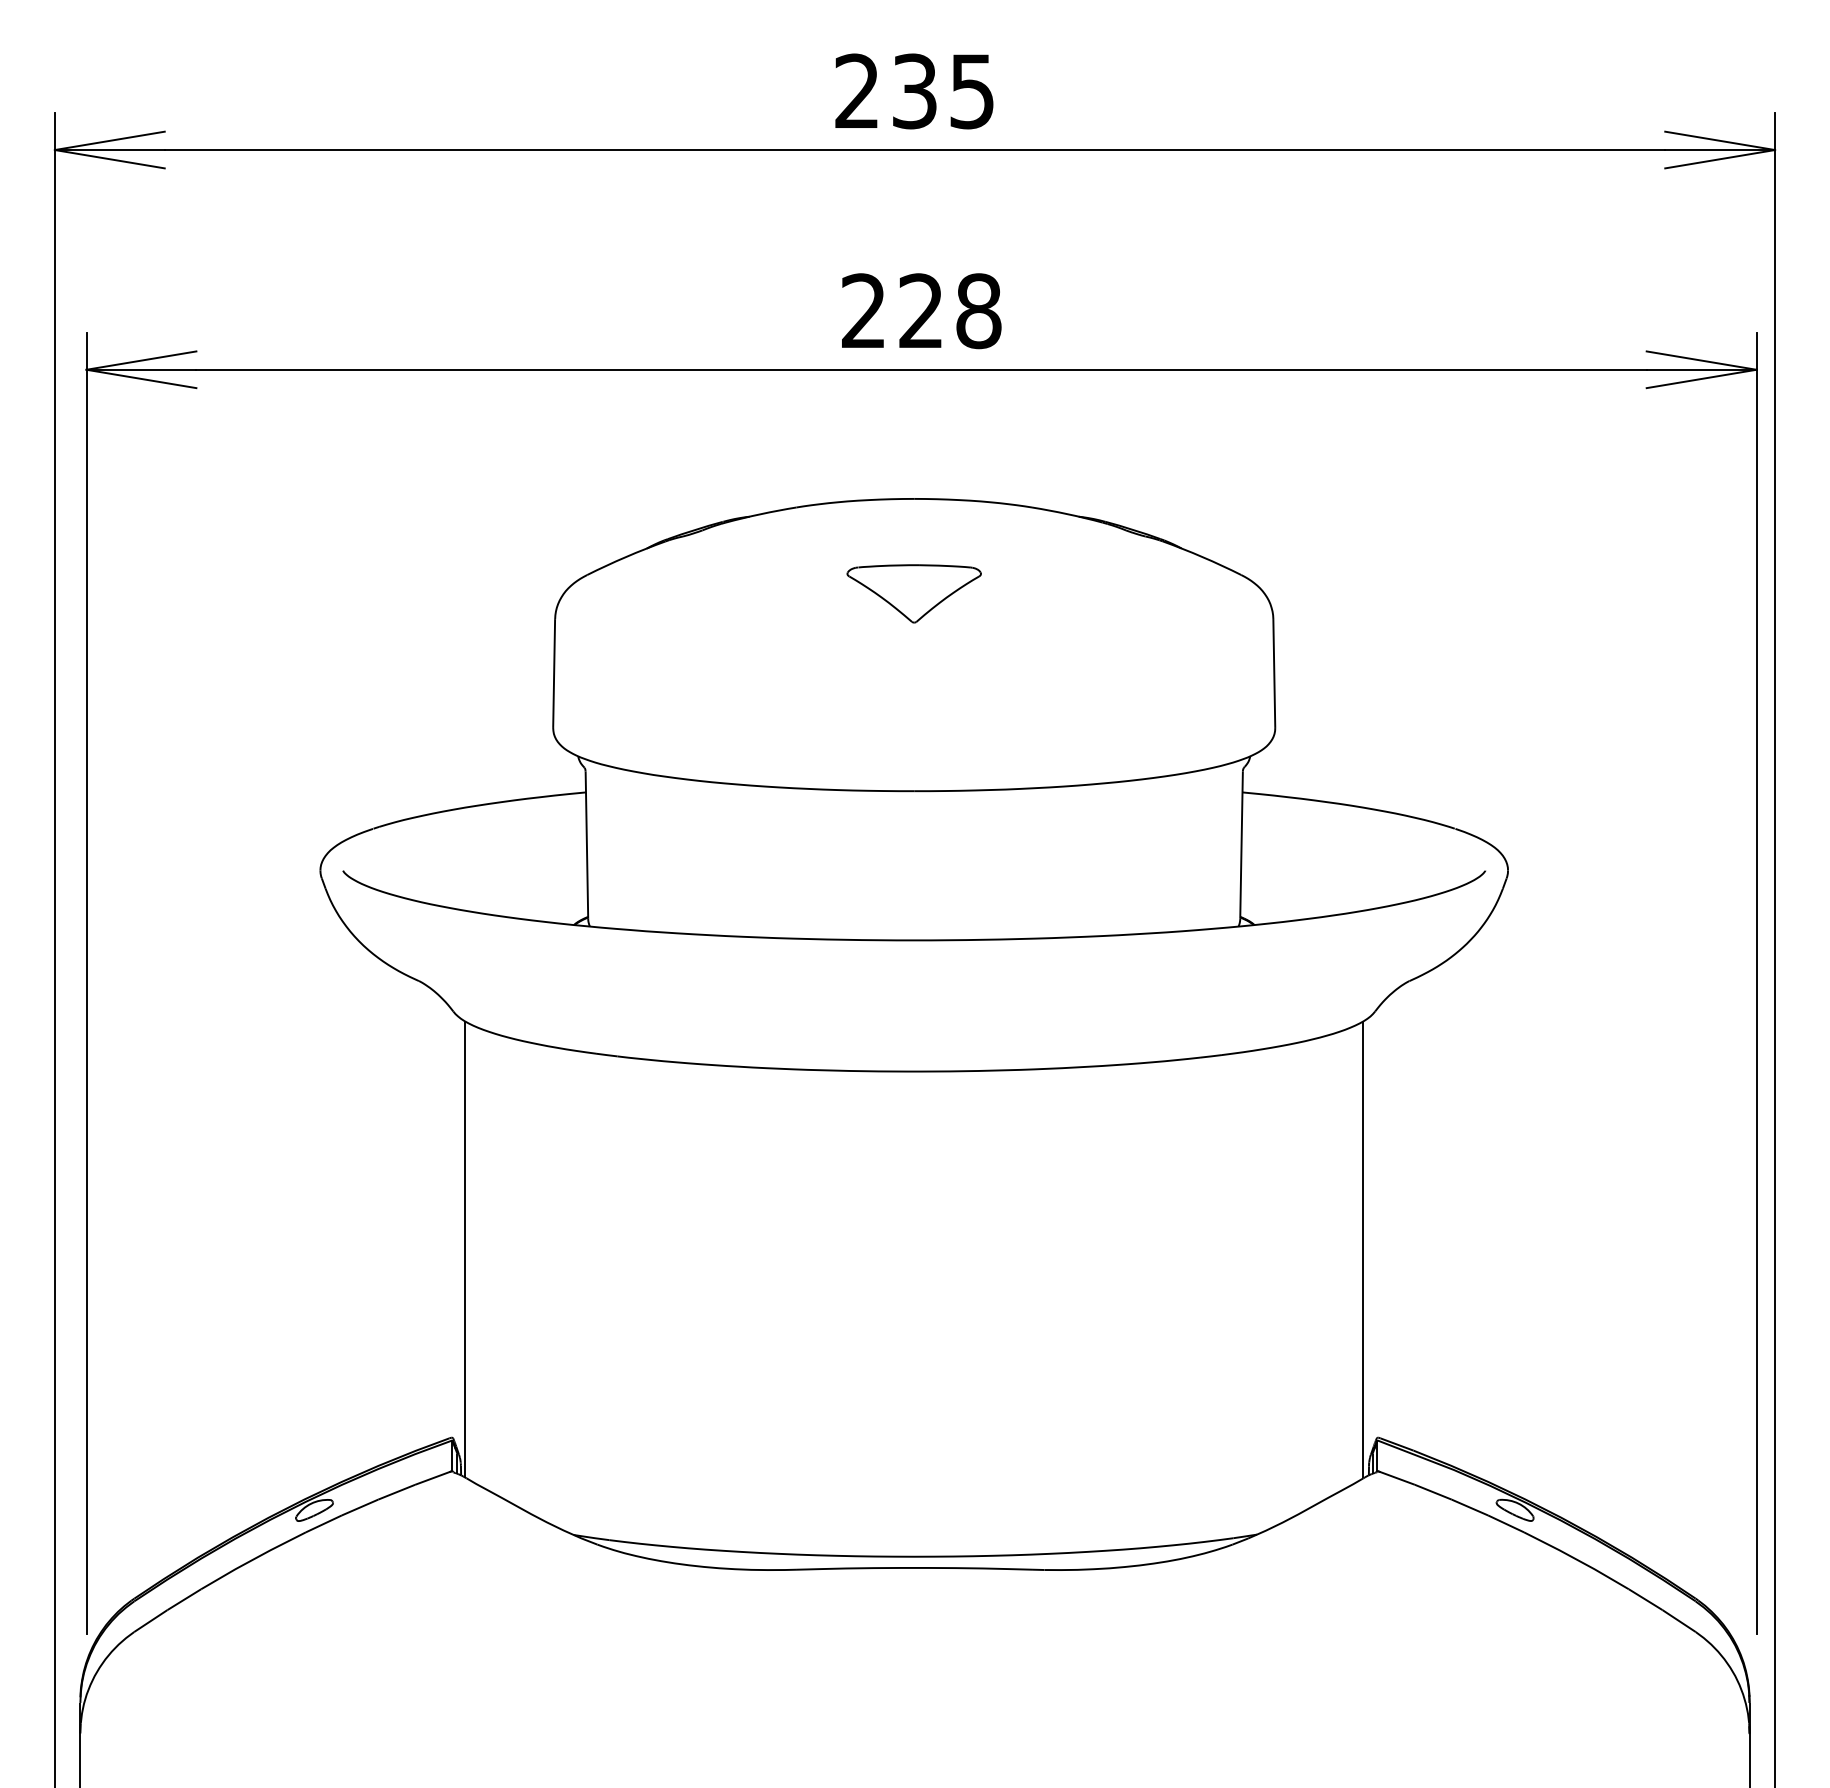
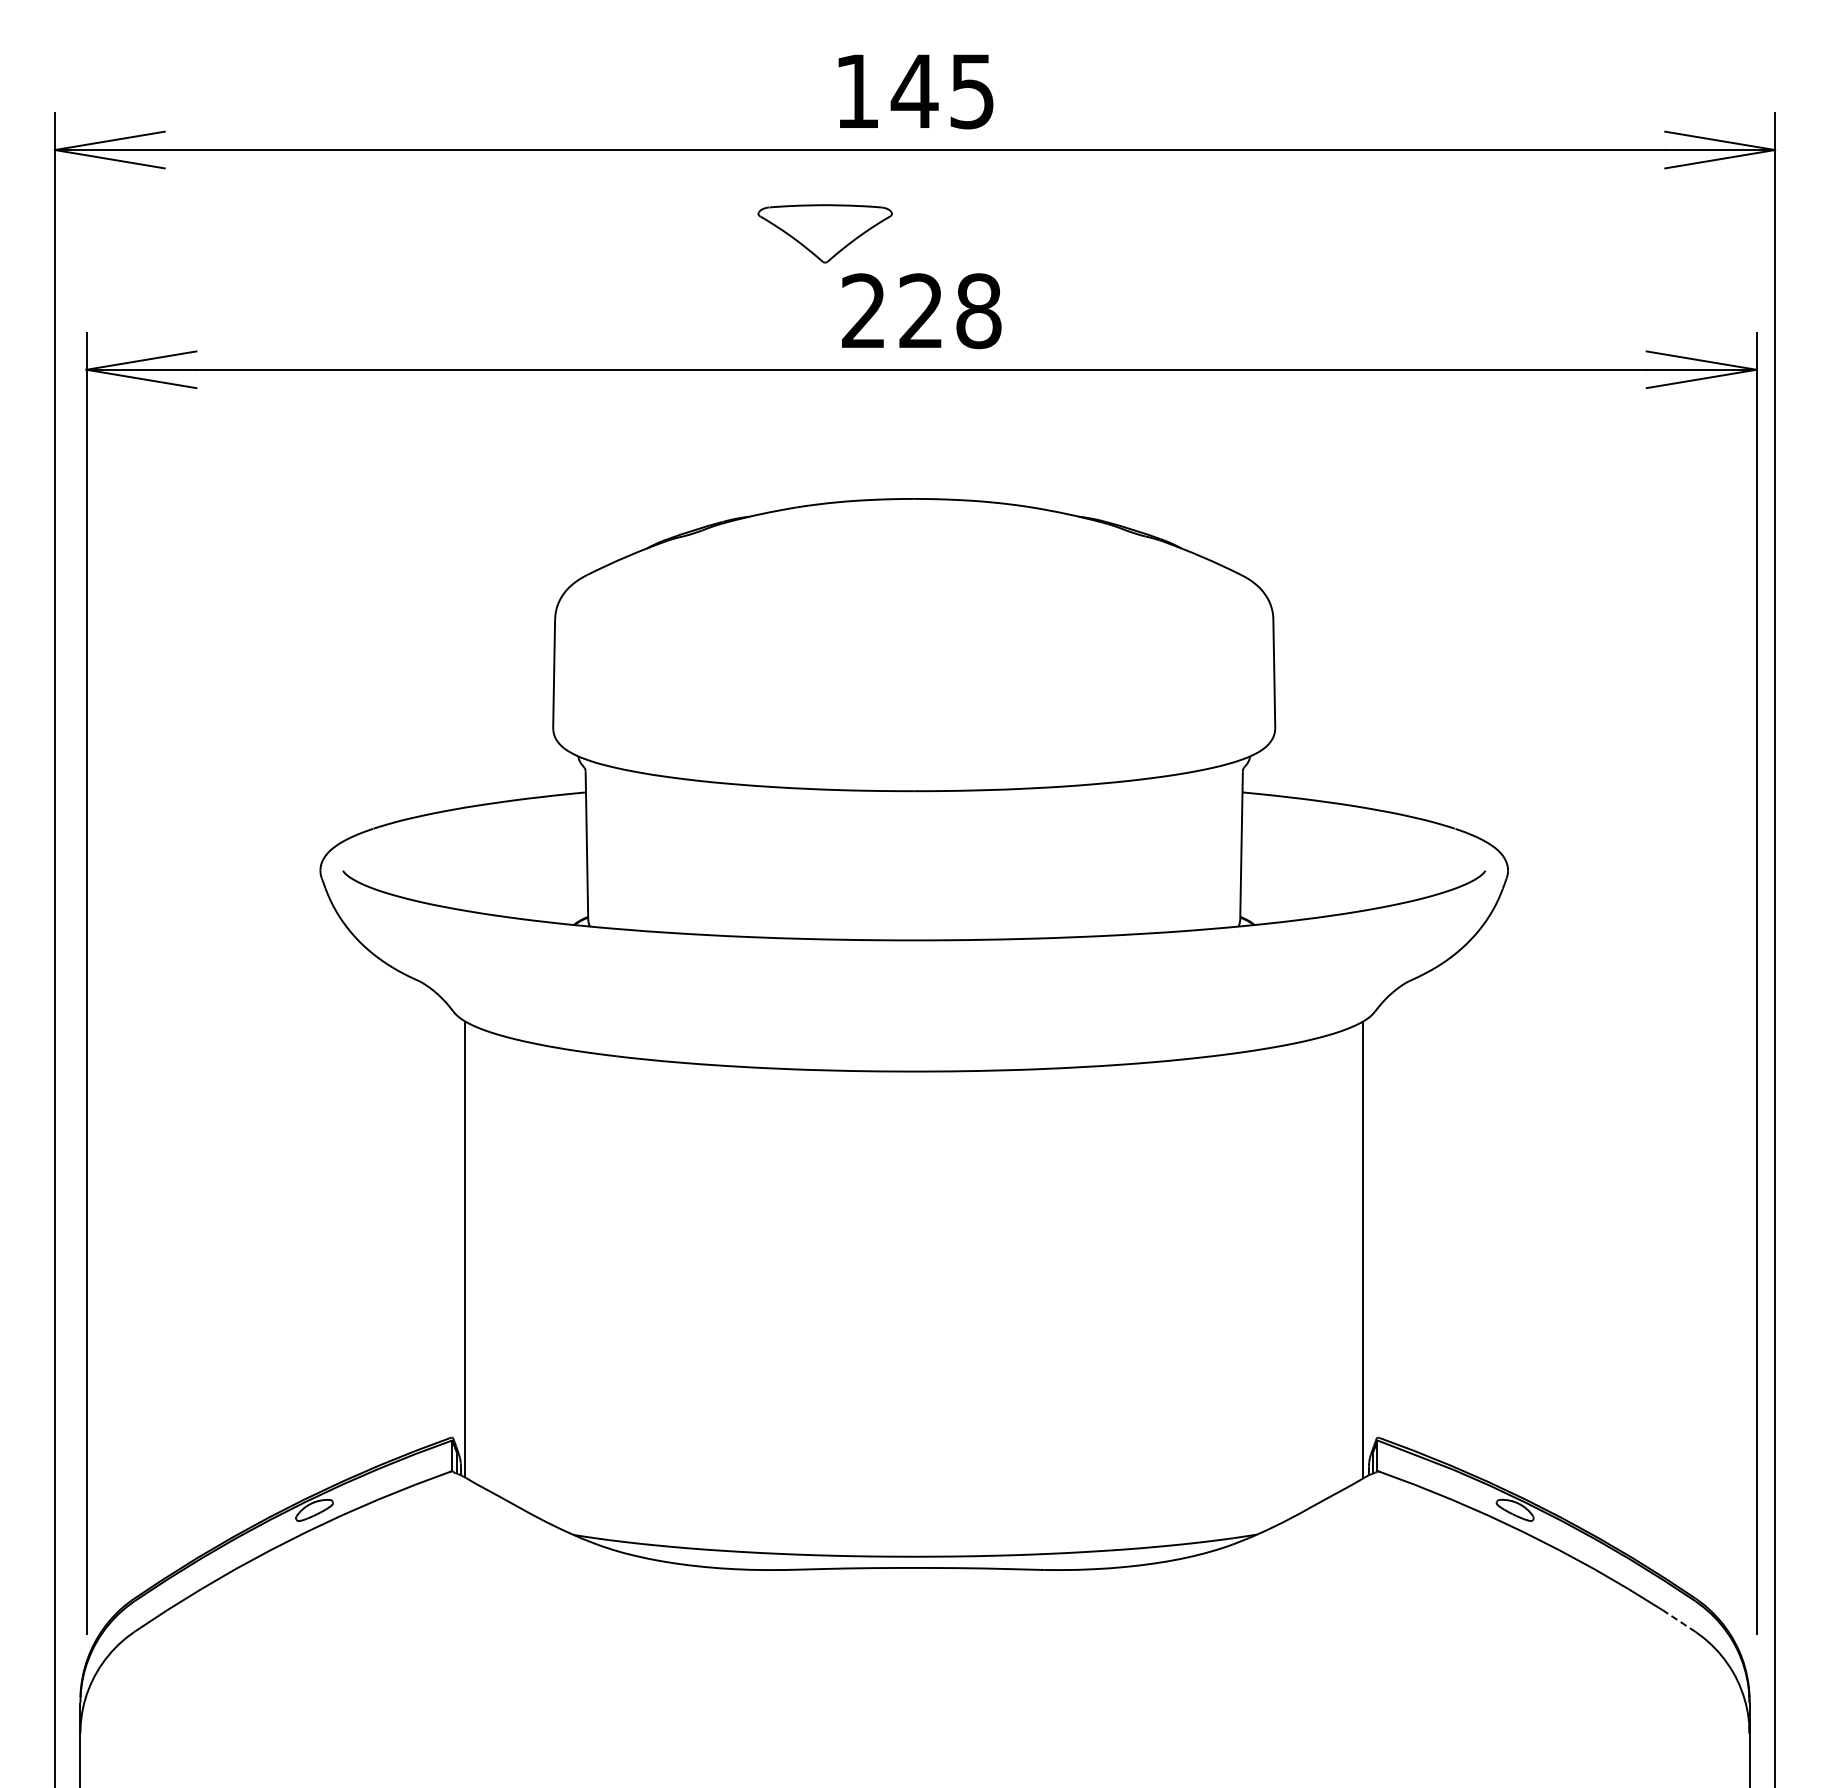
text: 235 -> 145 (886, 91)
part position: (913, 593) -> (824, 233) (824, 233)
line: solid -> dashed (1679, 1621)
